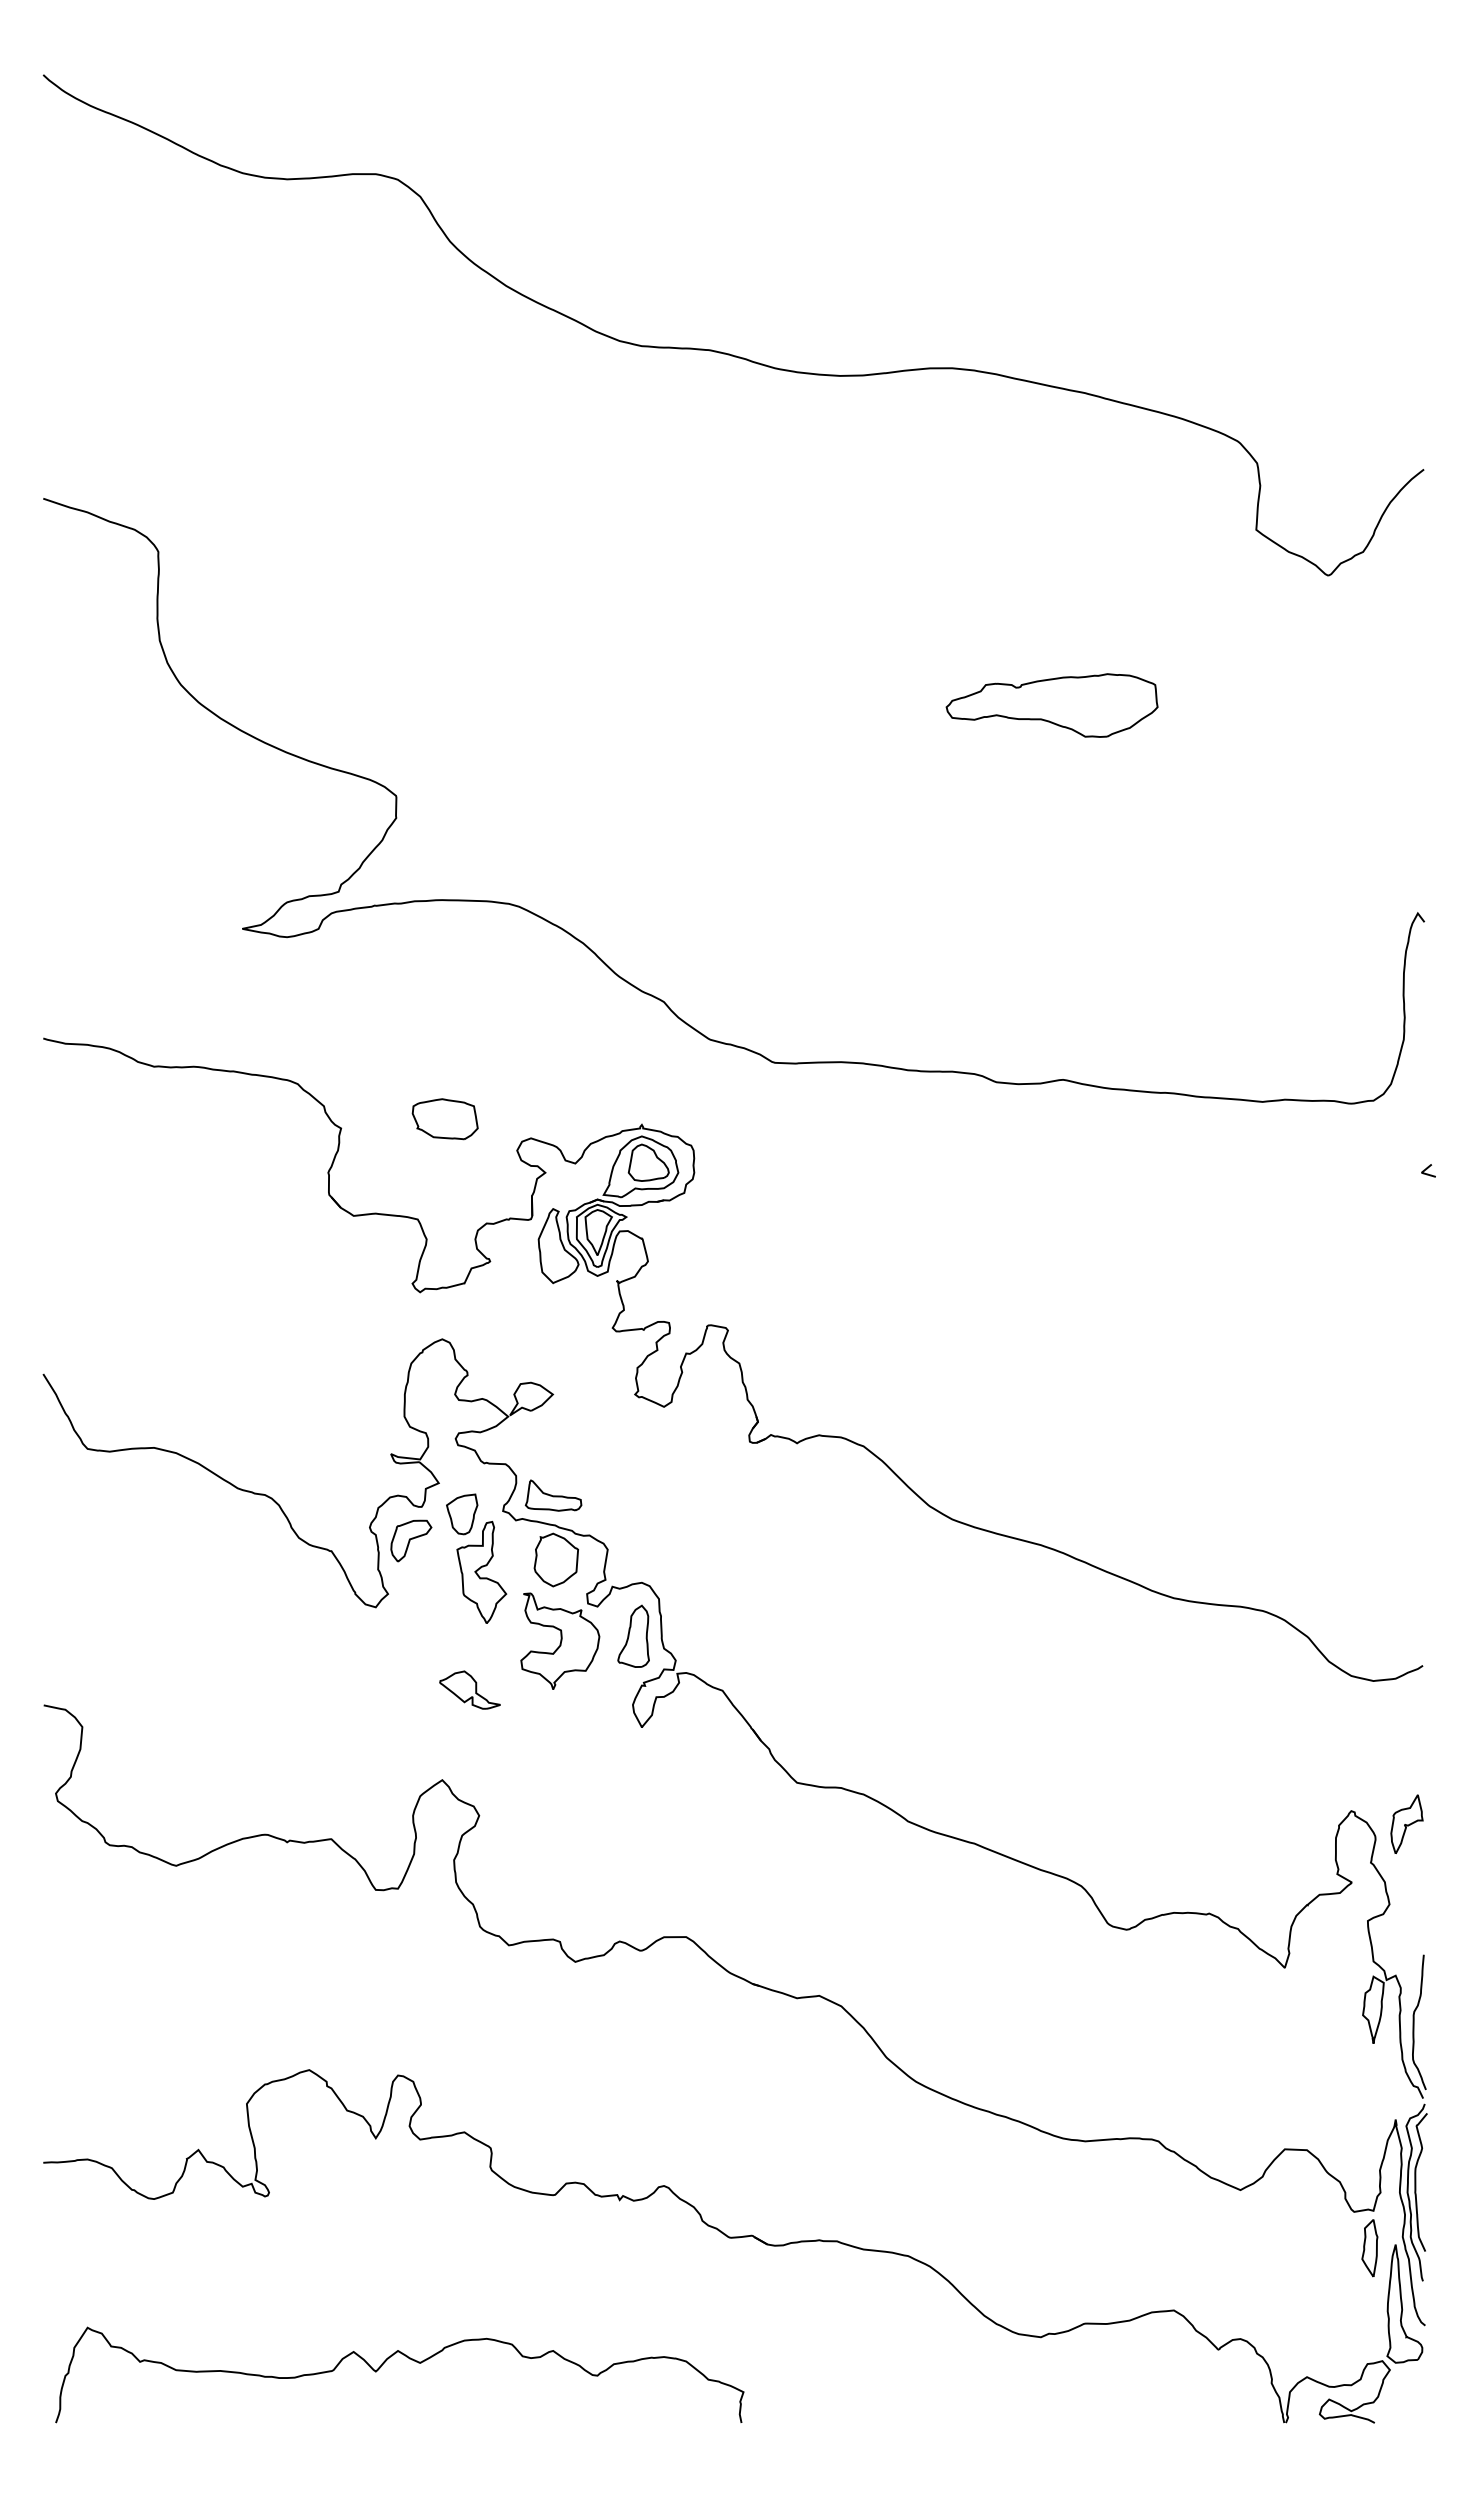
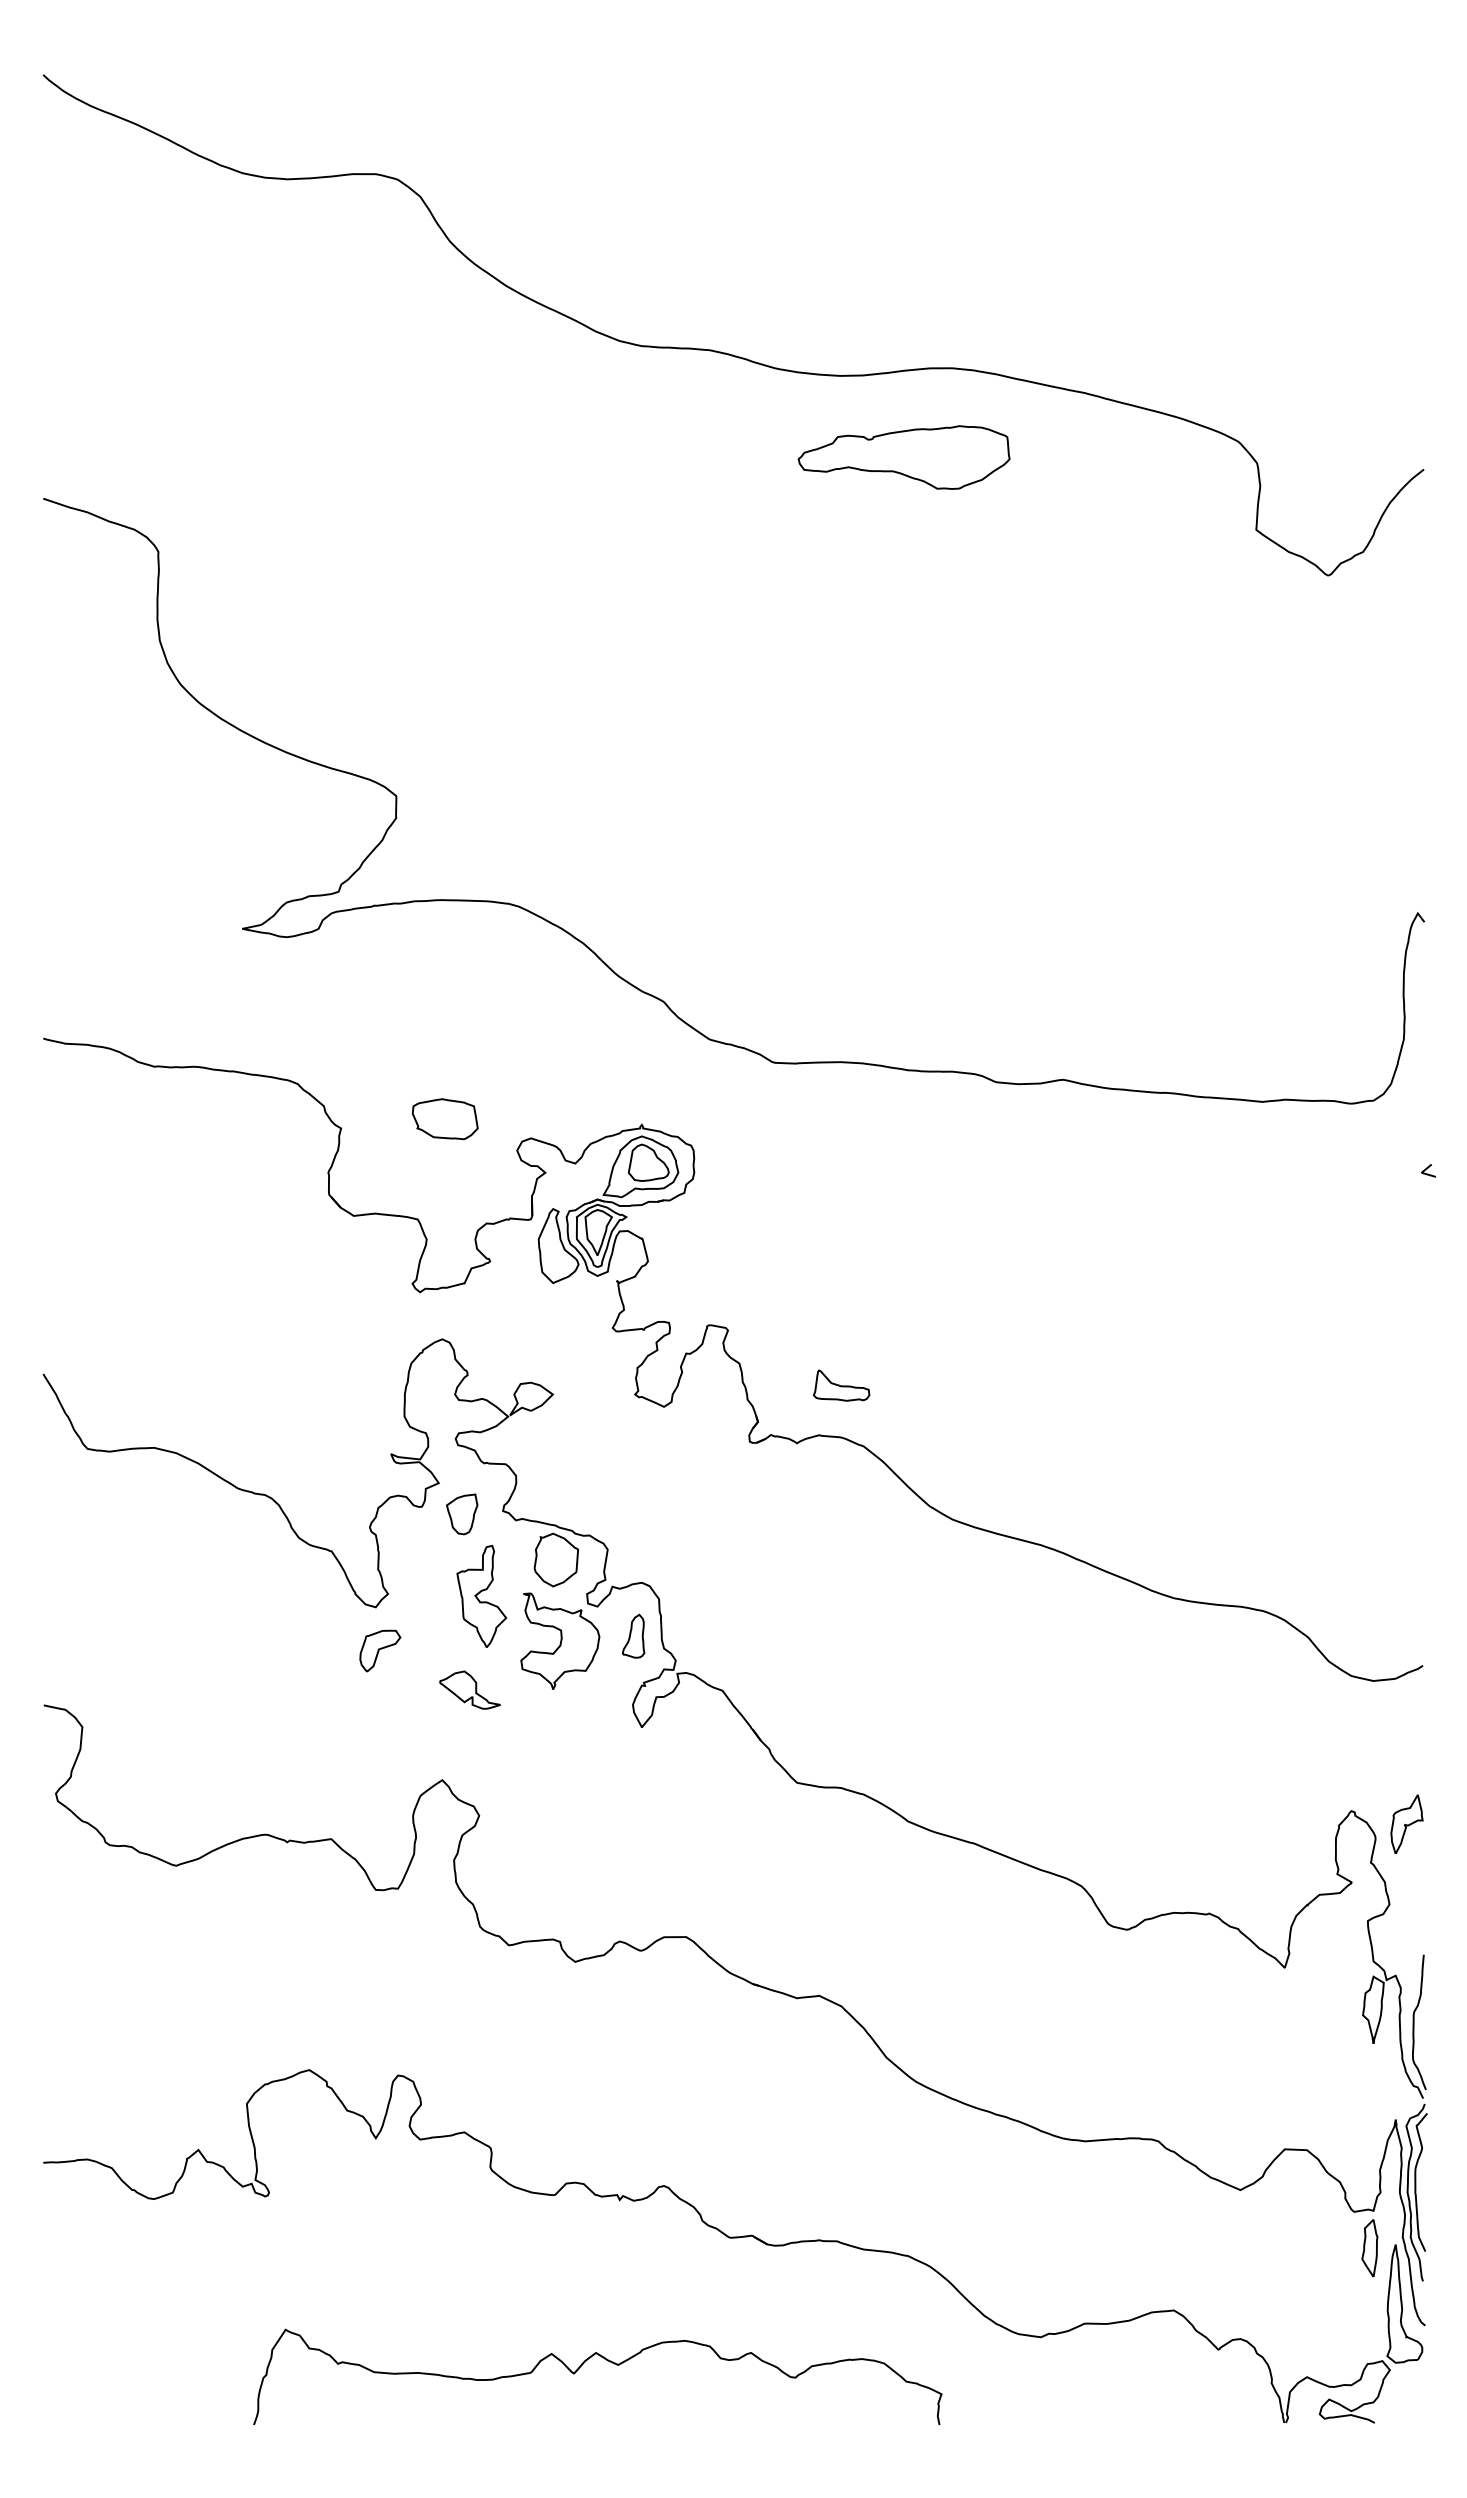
part position: (1051, 705) -> (903, 457) (903, 457)
part position: (553, 1495) -> (841, 1385) (841, 1385)
part position: (411, 1540) -> (380, 1650) (380, 1650)
part position: (481, 1571) -> (481, 1595) (481, 1595)
part size: 33x64 px -> 24x46 px (633, 1635)
curve position: (409, 2359) -> (607, 2361) (607, 2361)
